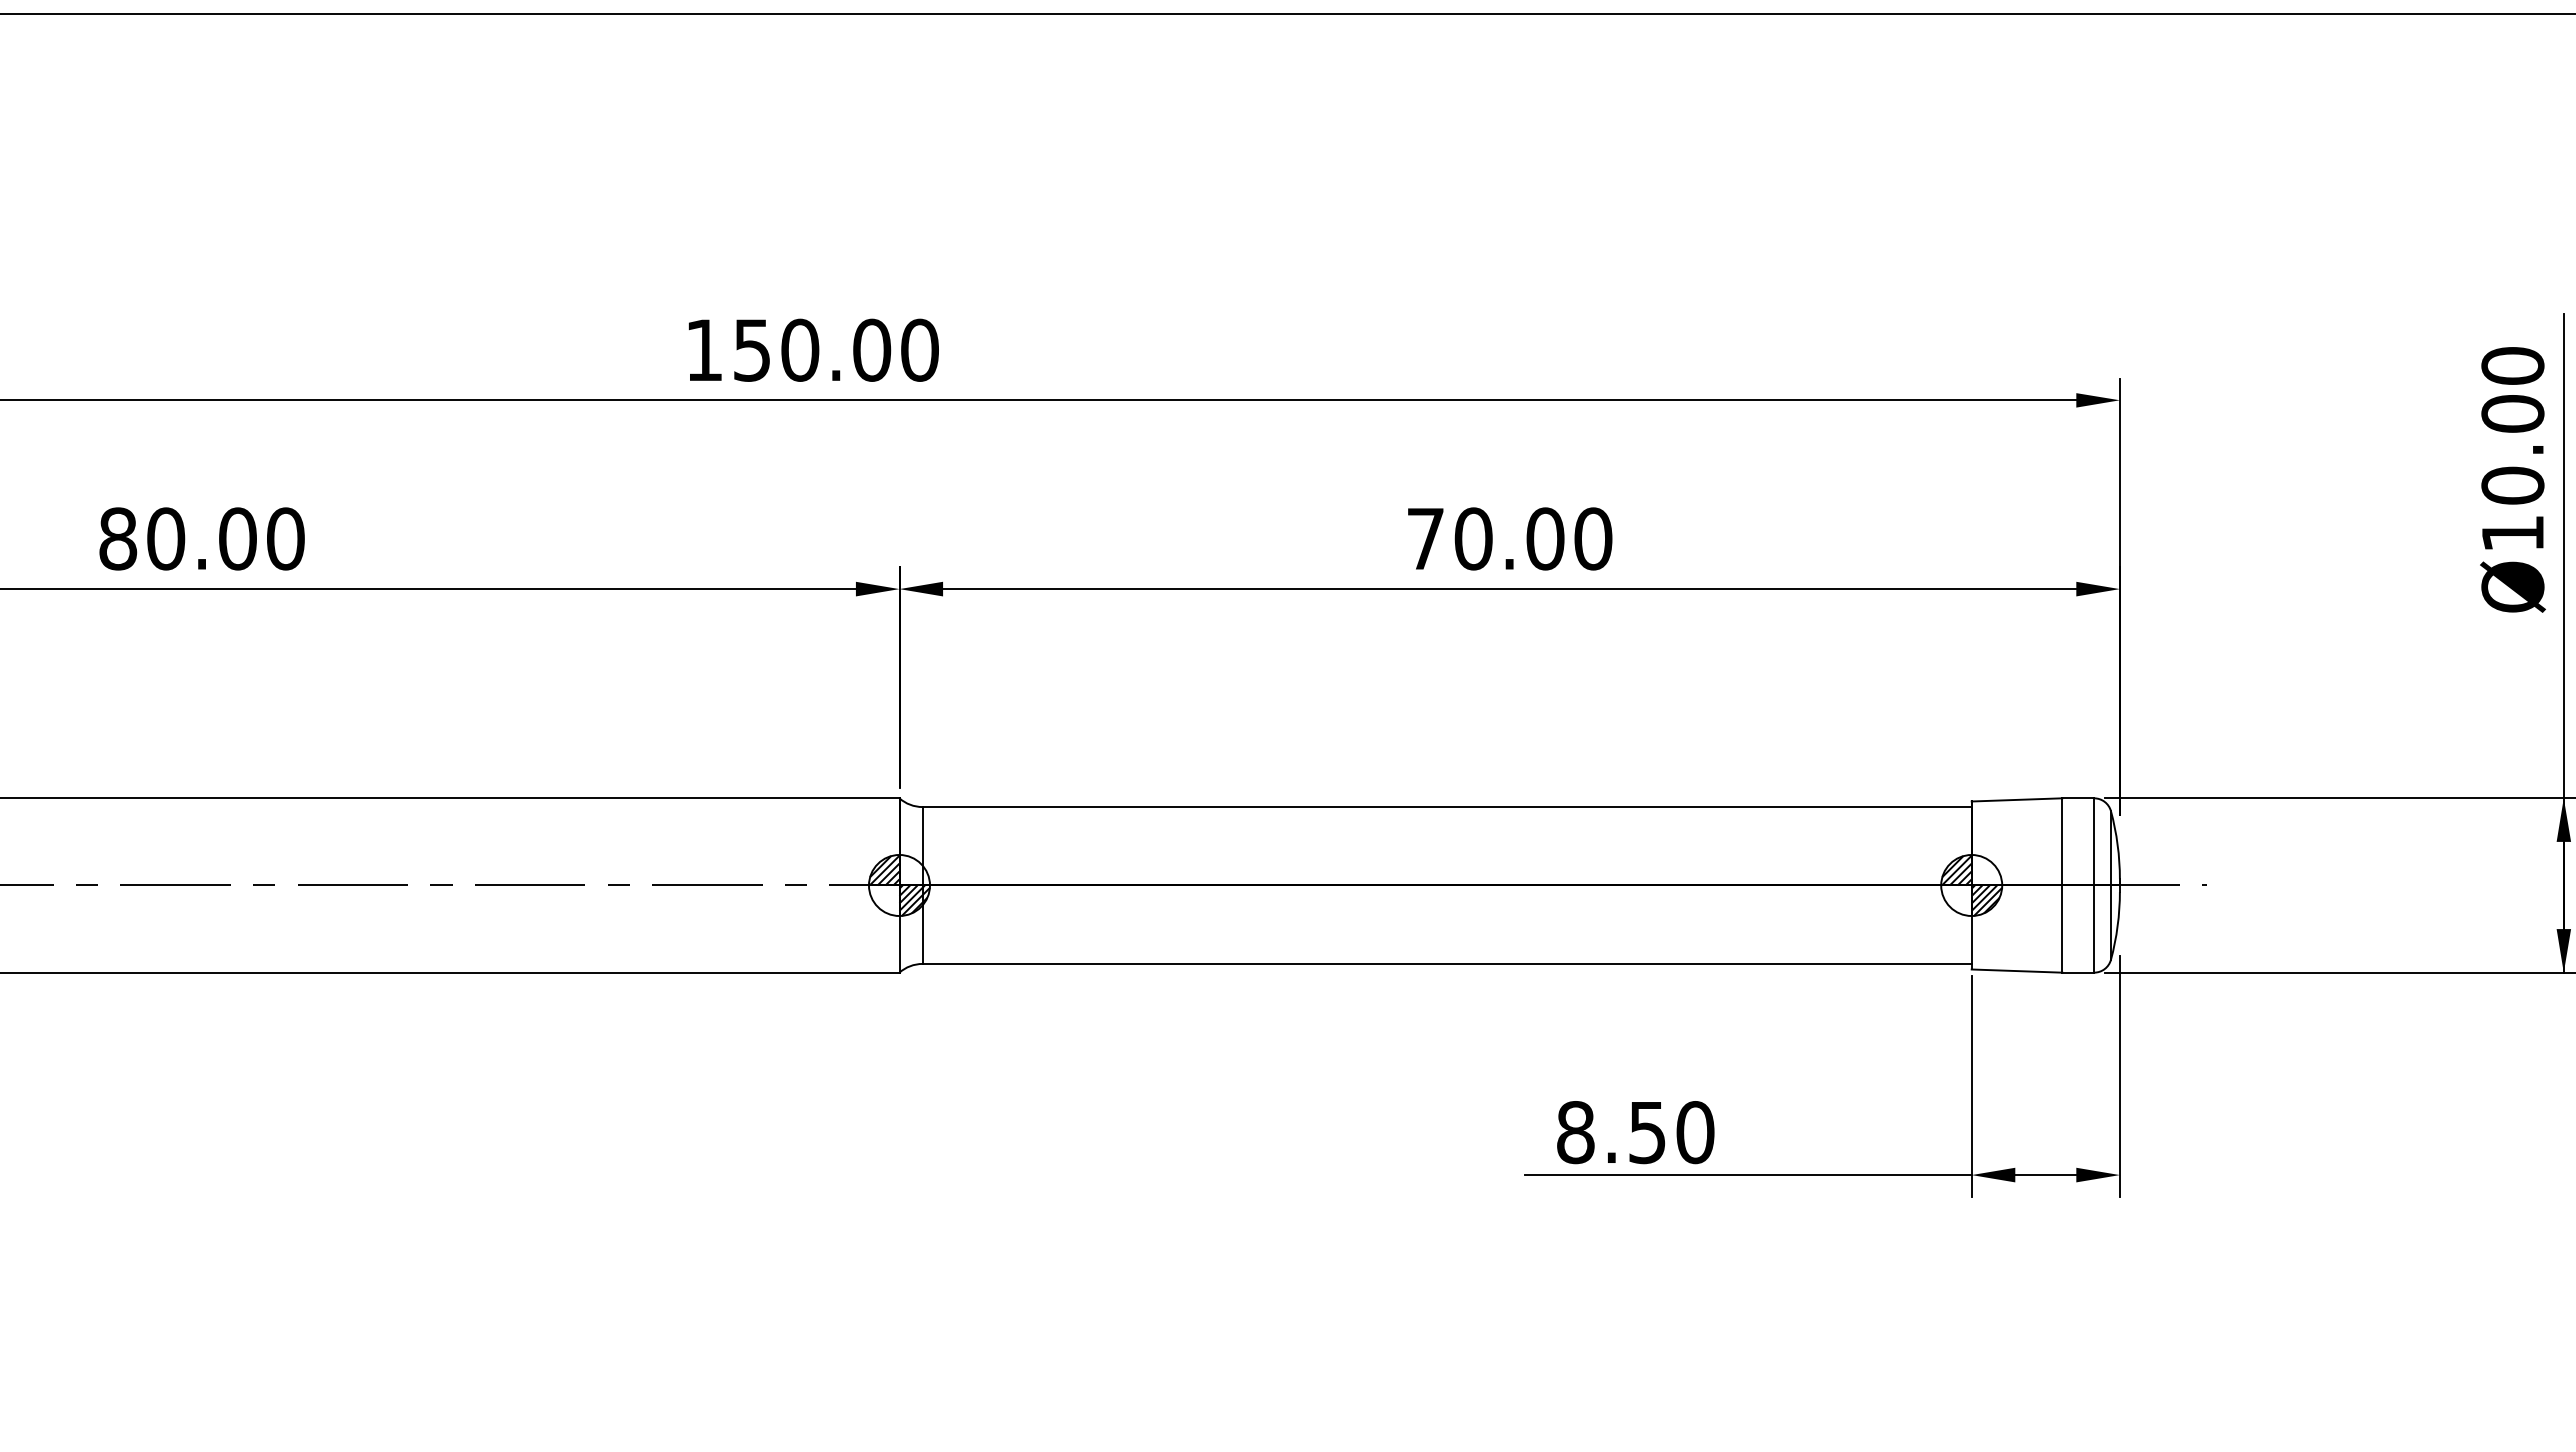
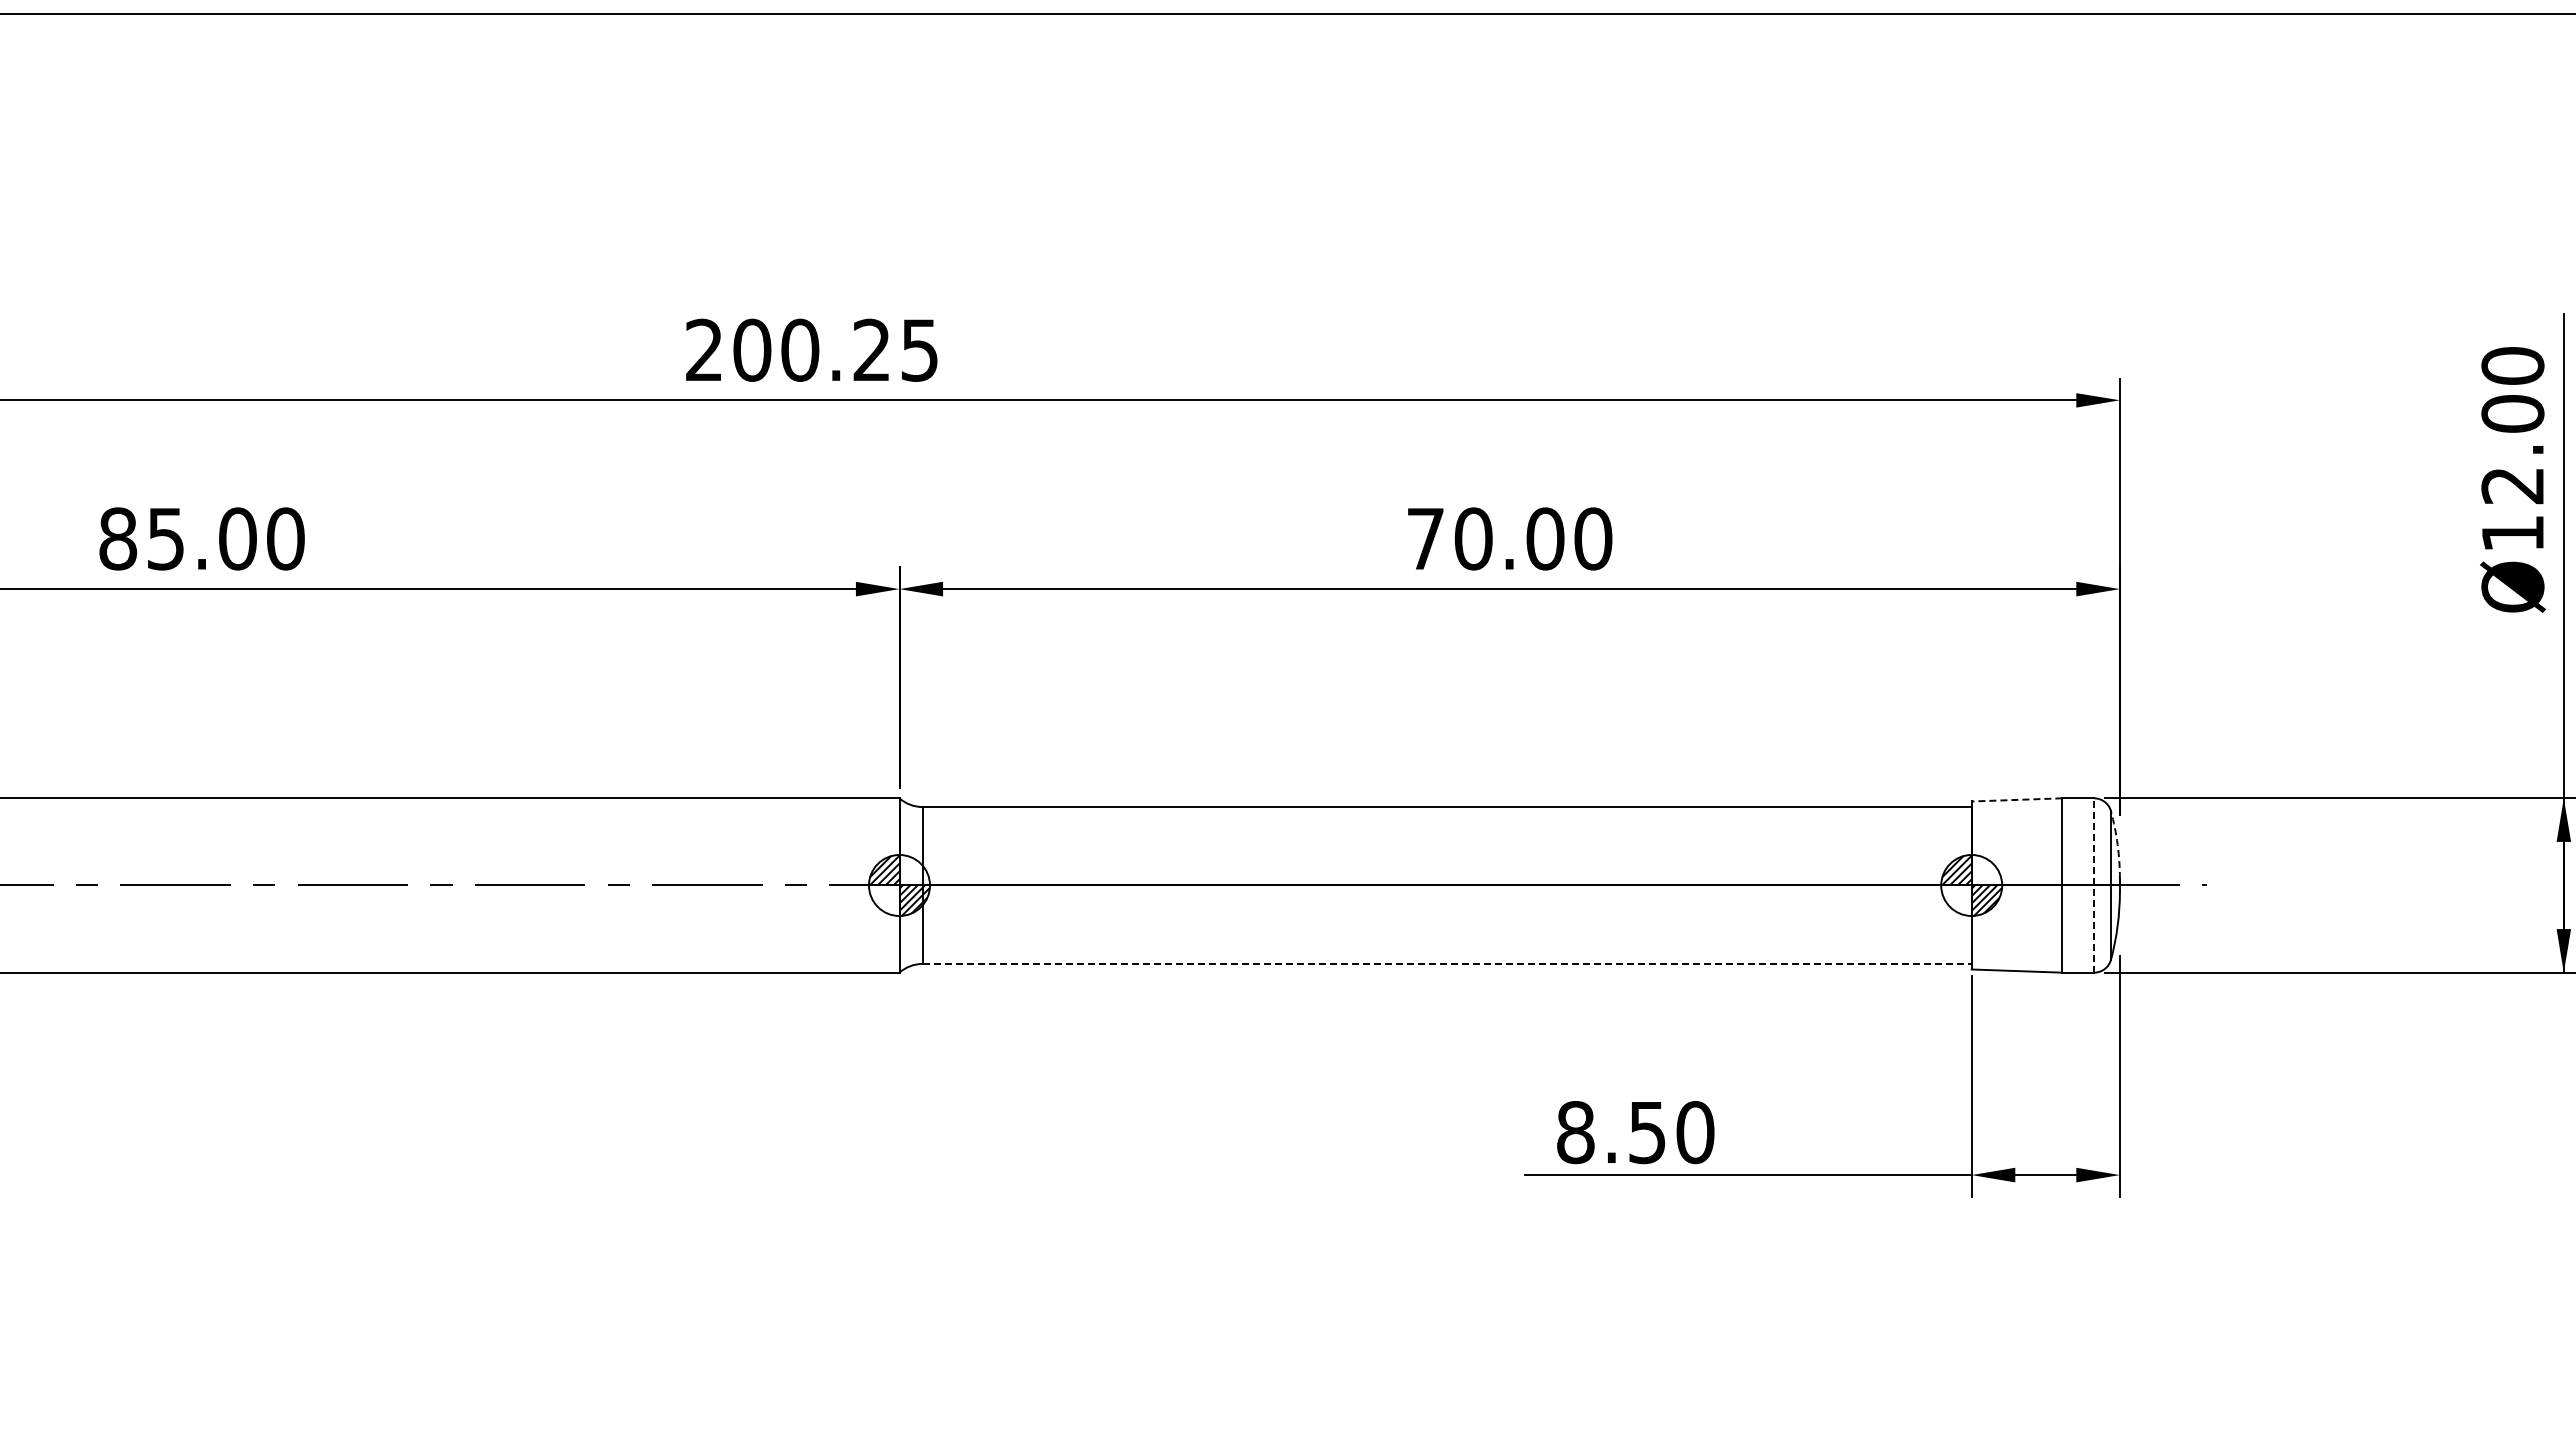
text: 150.00 -> 200.25 (812, 349)
text: Ø10.00 -> Ø12.00 (2512, 485)
text: 80.00 -> 85.00 (166, 538)
line: solid -> dashed (2016, 799)
arc: solid -> dashed (2117, 844)
line: solid -> dashed (2094, 885)
line: solid -> dashed (1447, 963)
